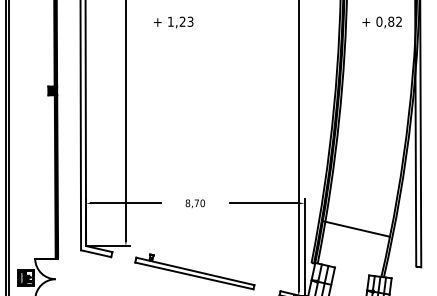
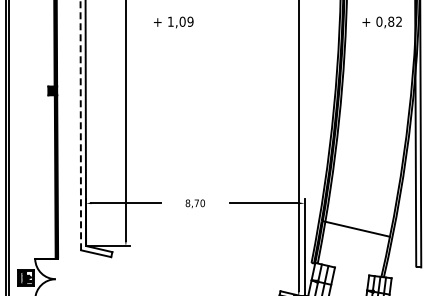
text: 1,23 -> 1,09 (186, 21)
line: solid -> dashed (80, 125)
part: present -> none (194, 271)
